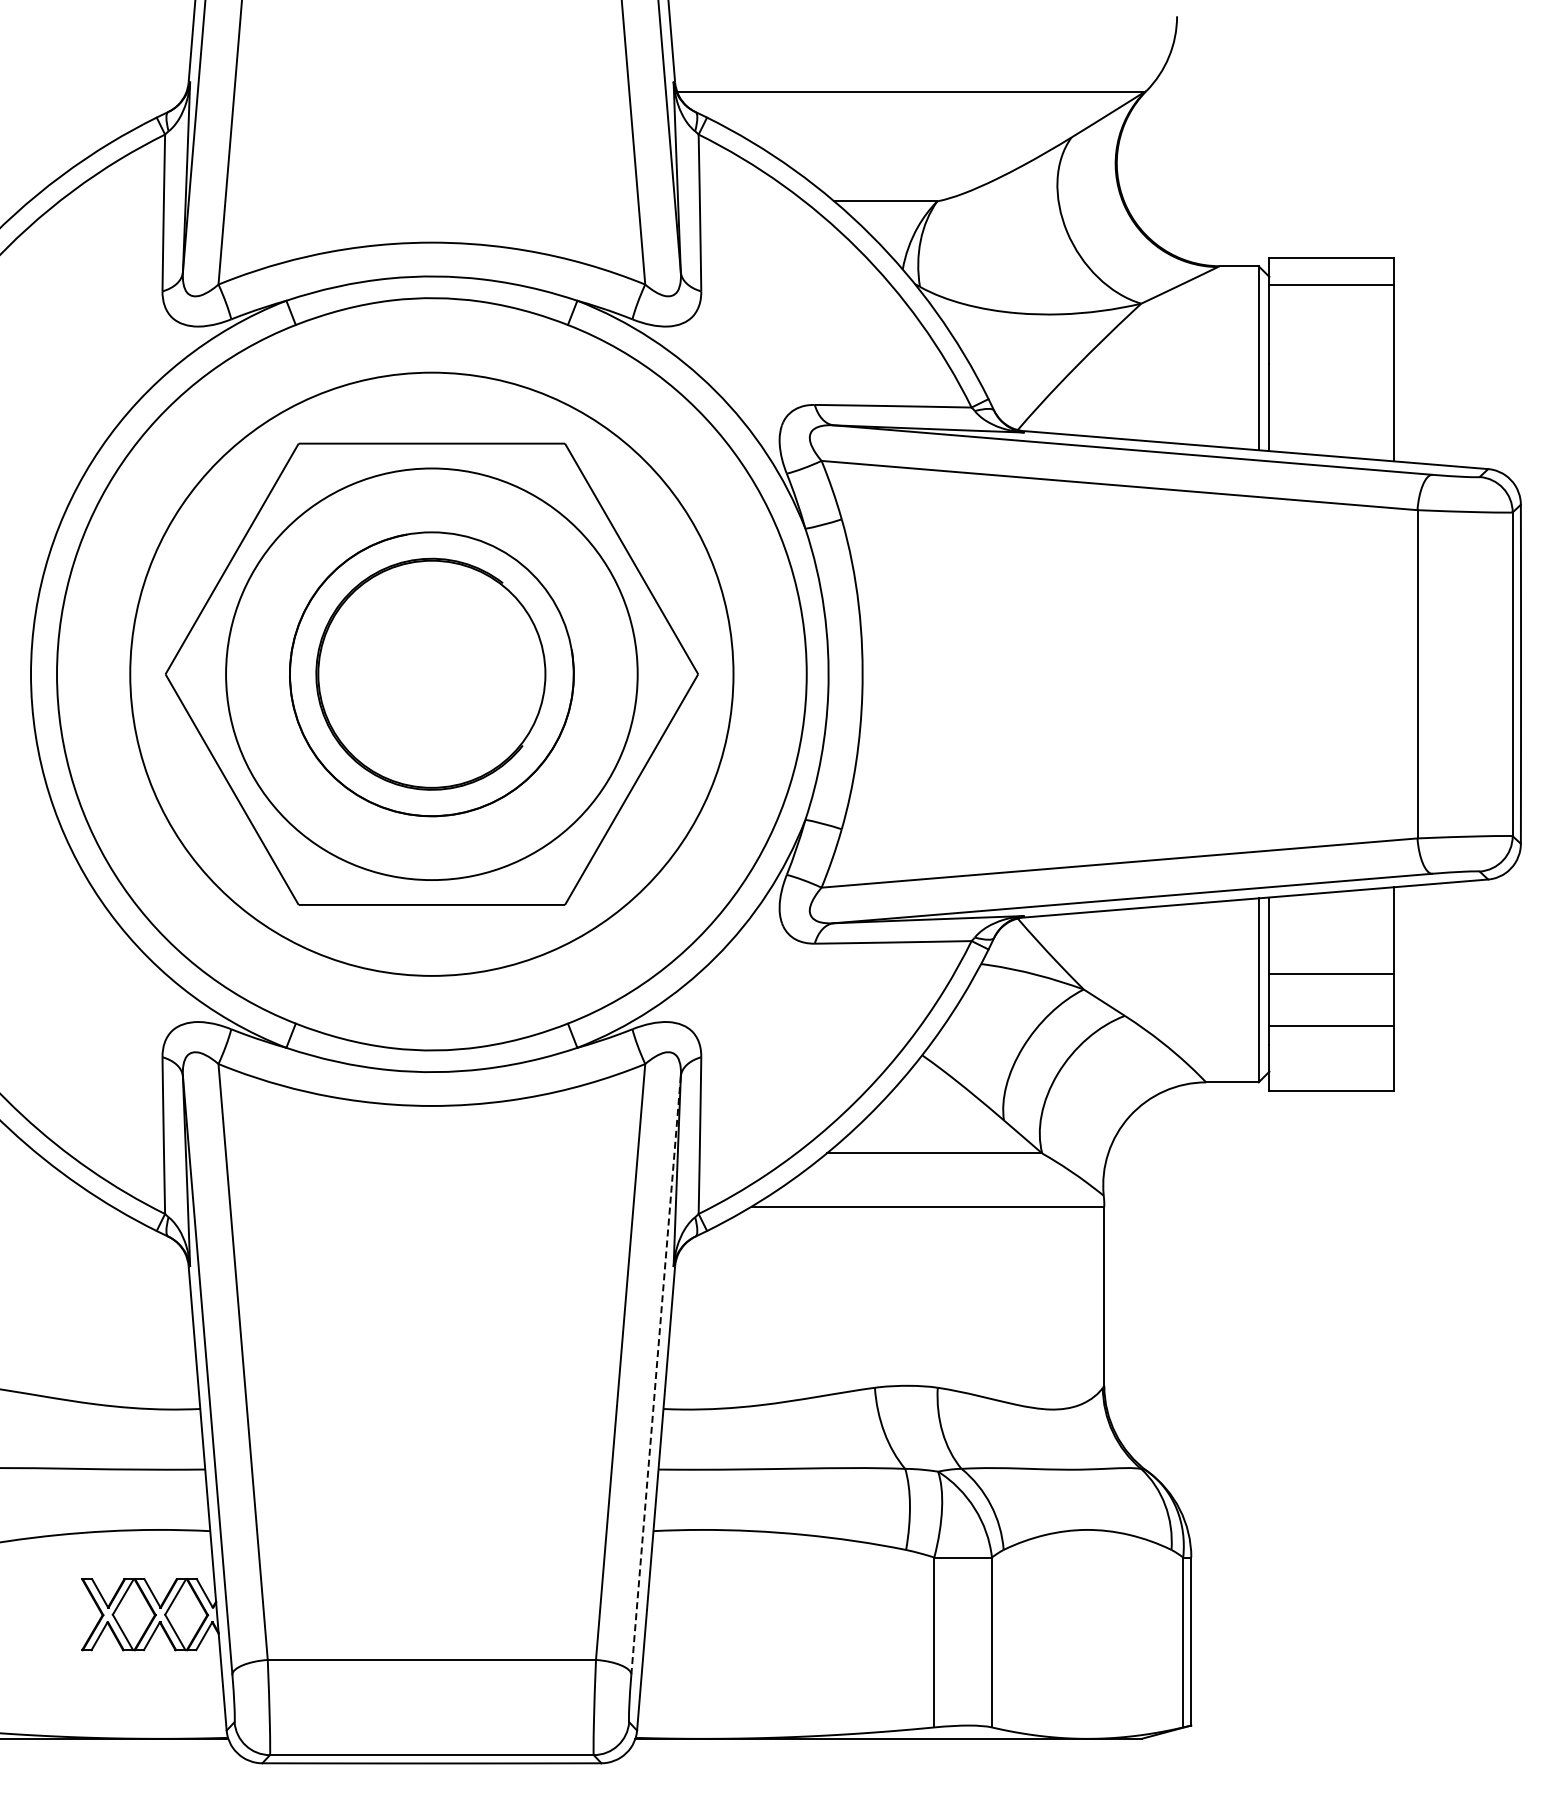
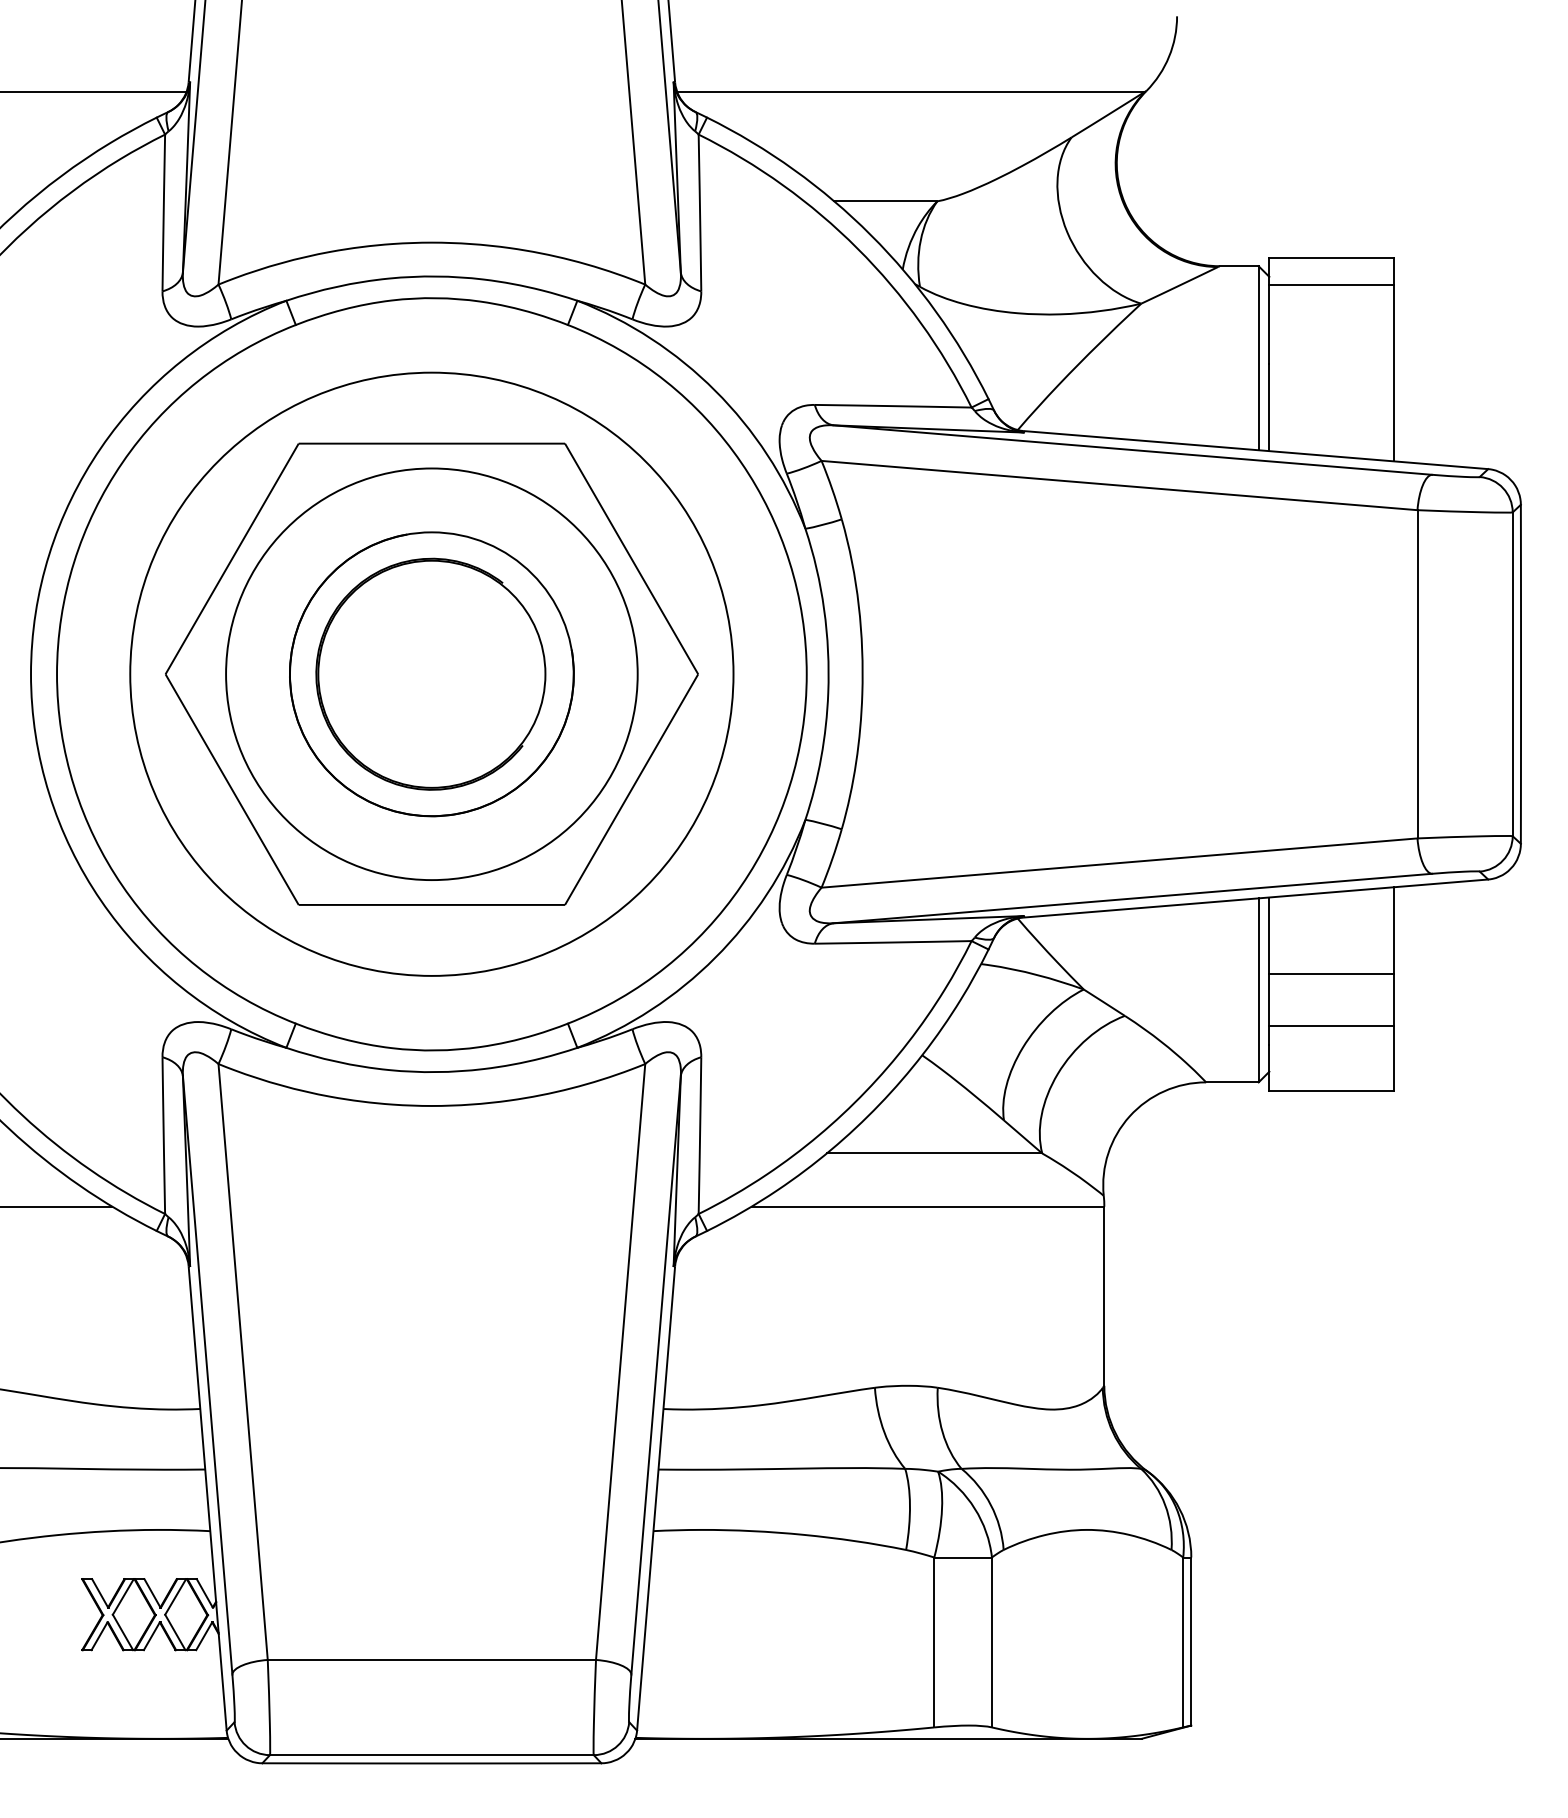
line: none -> present (94, 91)
line: none -> present (57, 1206)
line: dashed -> solid (656, 1375)
